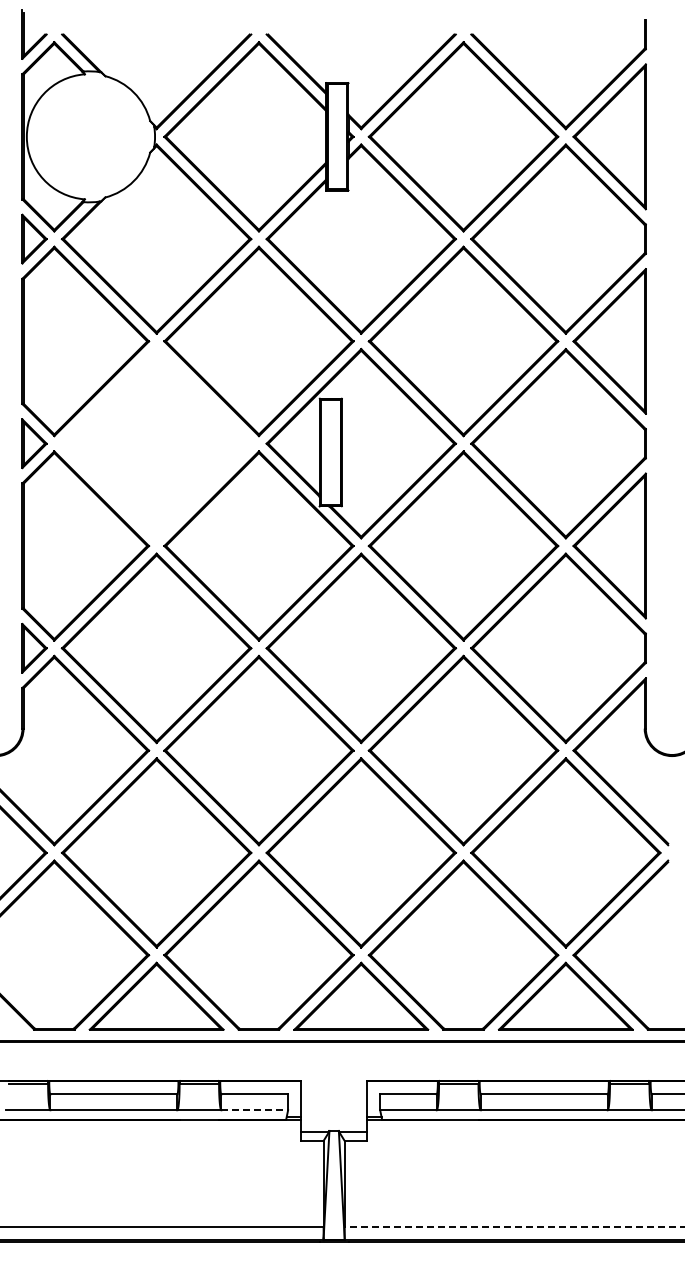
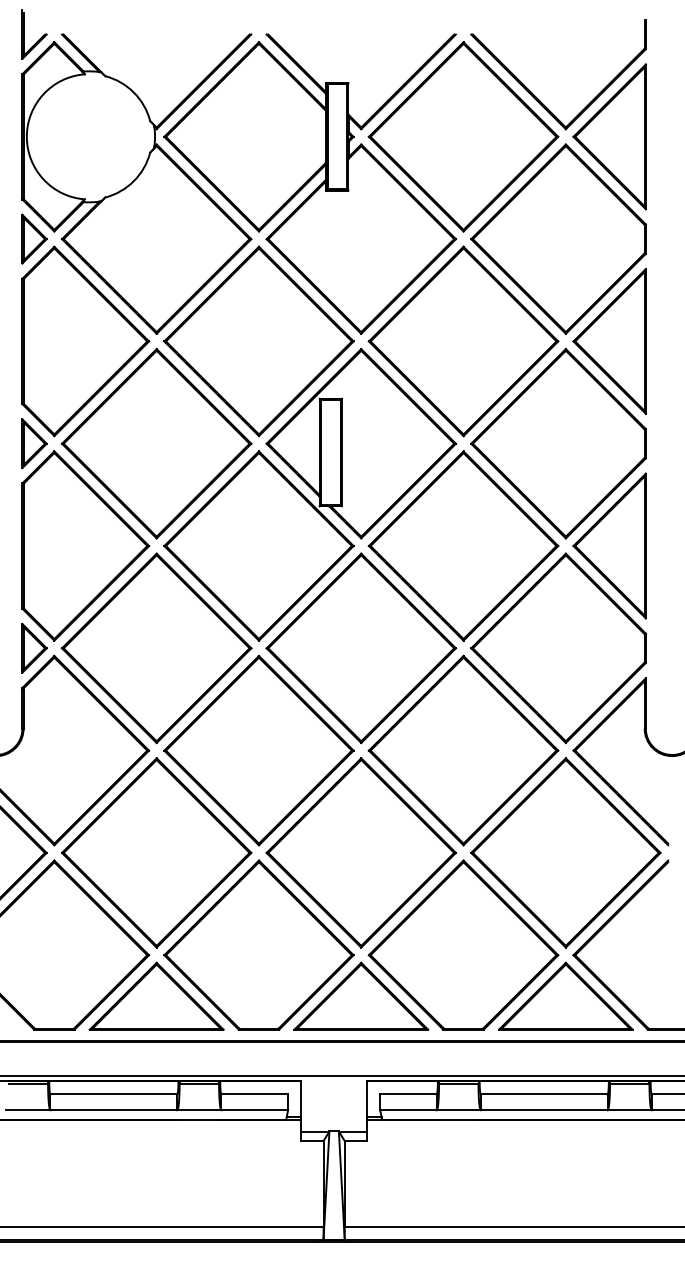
part: none -> present (156, 443)
line: none -> present (341, 1076)
line: dashed -> solid (255, 1110)
line: dashed -> solid (514, 1227)
